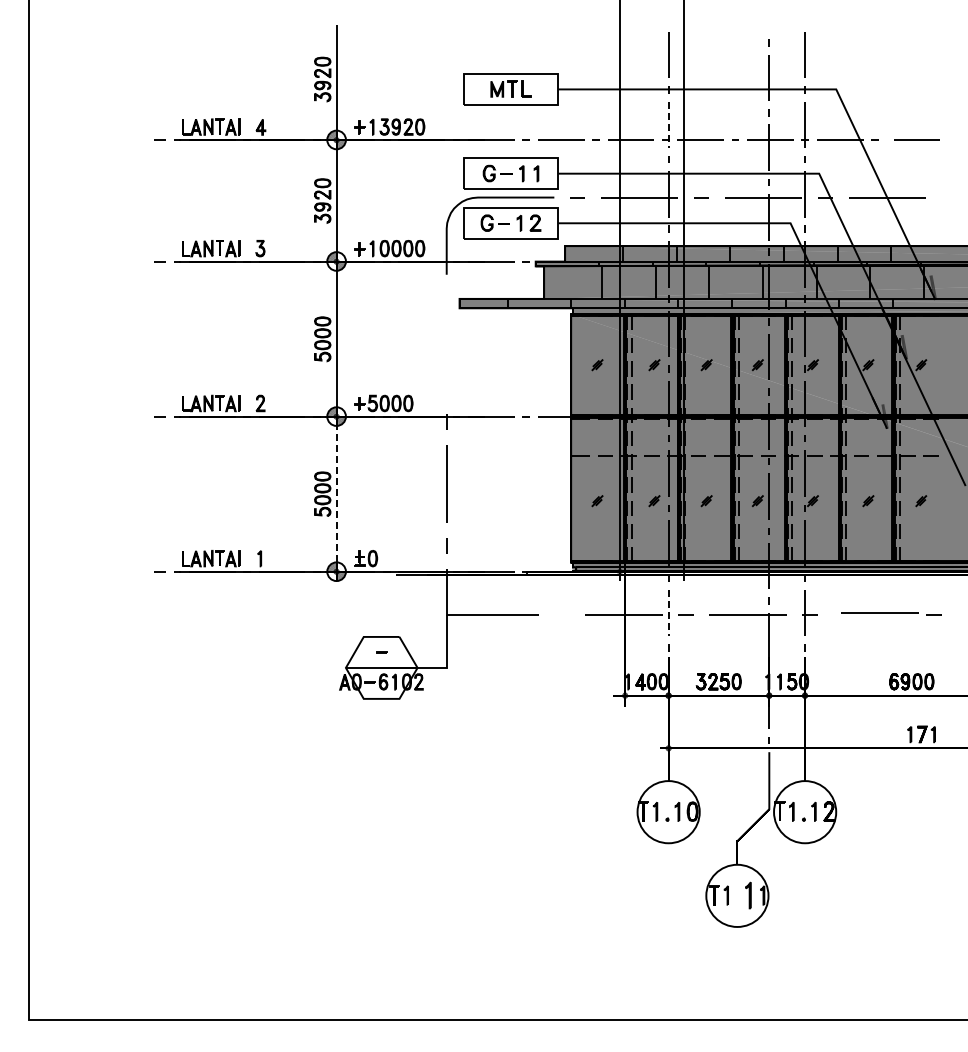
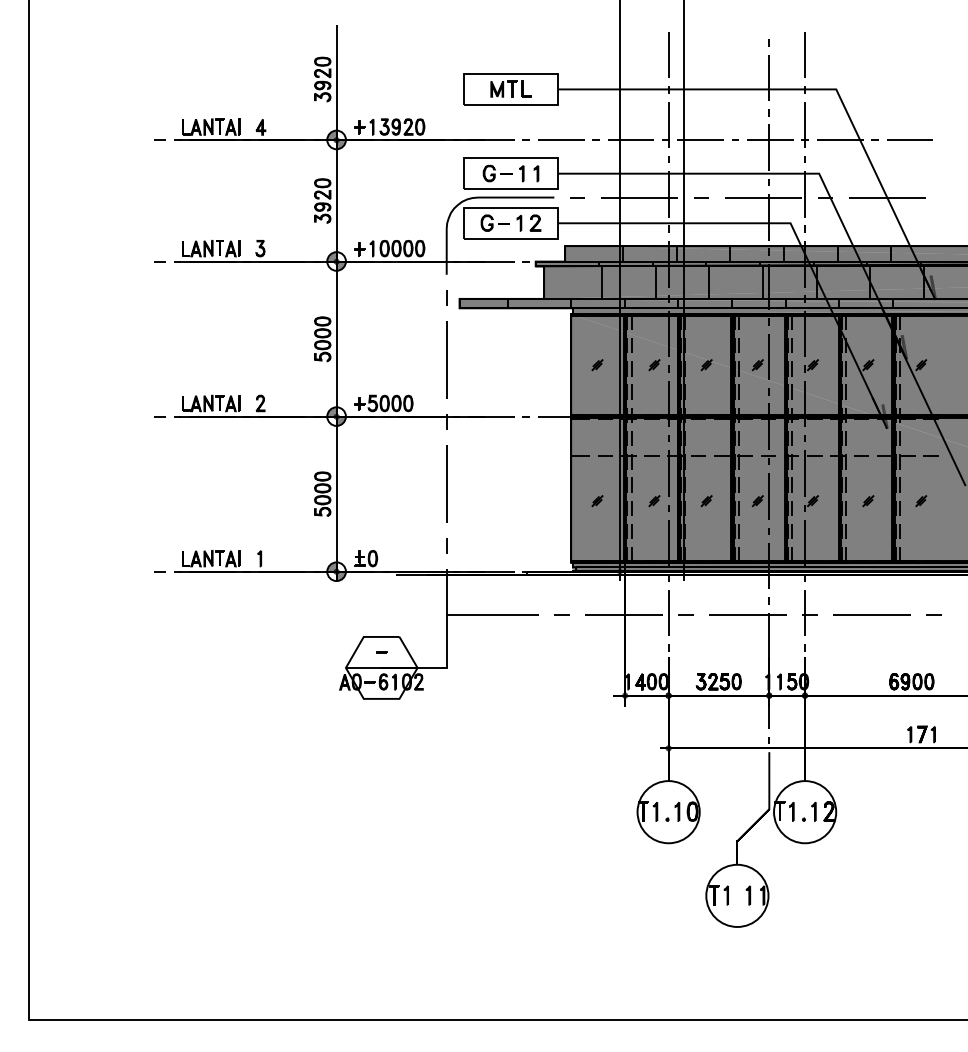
line: dashed -> solid (668, 125)
line position: (916, 139) -> (909, 139) (909, 139)
line: none -> present (446, 297)
line: none -> present (446, 359)
line: dashed -> solid (336, 494)
line position: (879, 612) -> (871, 614) (871, 614)
line: dashed -> solid (668, 613)
line: none -> present (561, 614)
part size: 7x29 px -> 7x21 px (748, 895)
